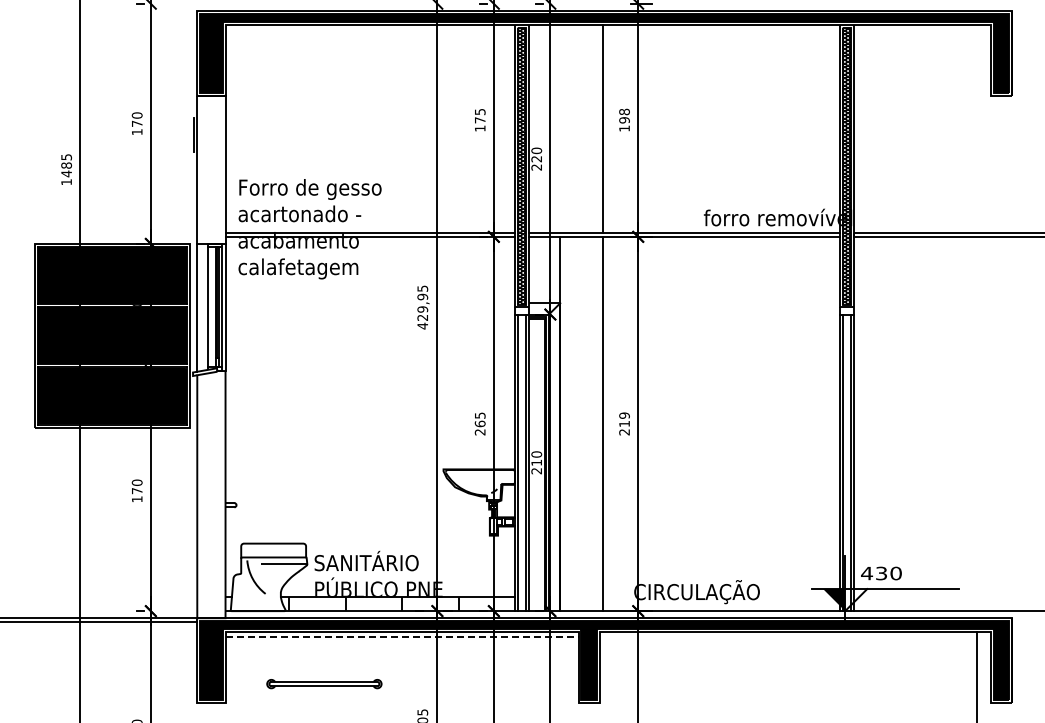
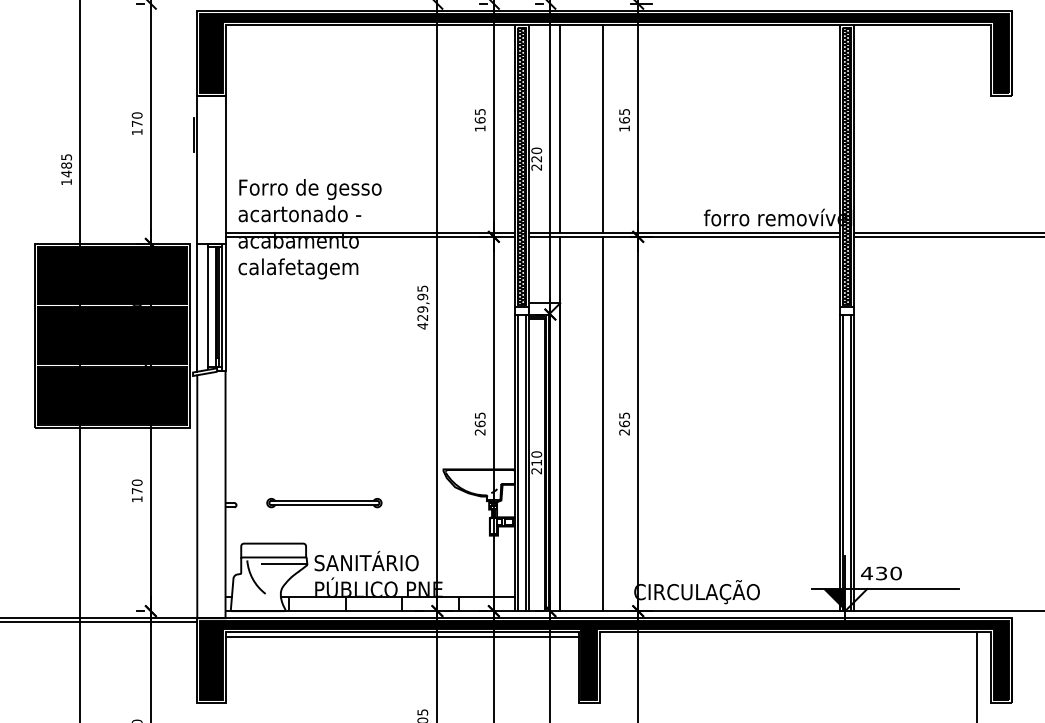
text: 198 -> 165 (624, 115)
text: 175 -> 165 (479, 120)
line: none -> present (560, 128)
text: 219 -> 265 (624, 419)
line: dashed -> solid (402, 636)
part position: (324, 684) -> (324, 503) (324, 503)
